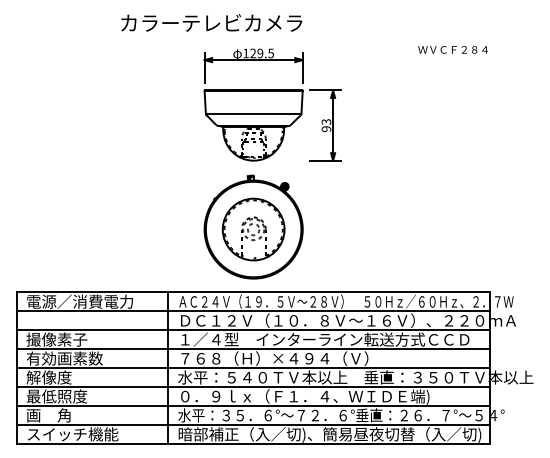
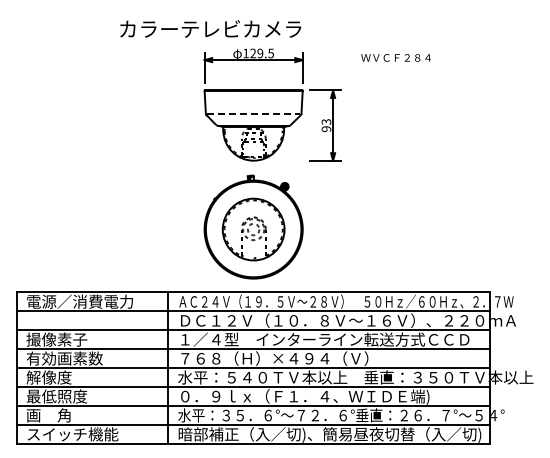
text position: (211, 22) -> (210, 28) (210, 28)
text position: (452, 49) -> (395, 57) (395, 57)
line: solid -> dashed (254, 113)
